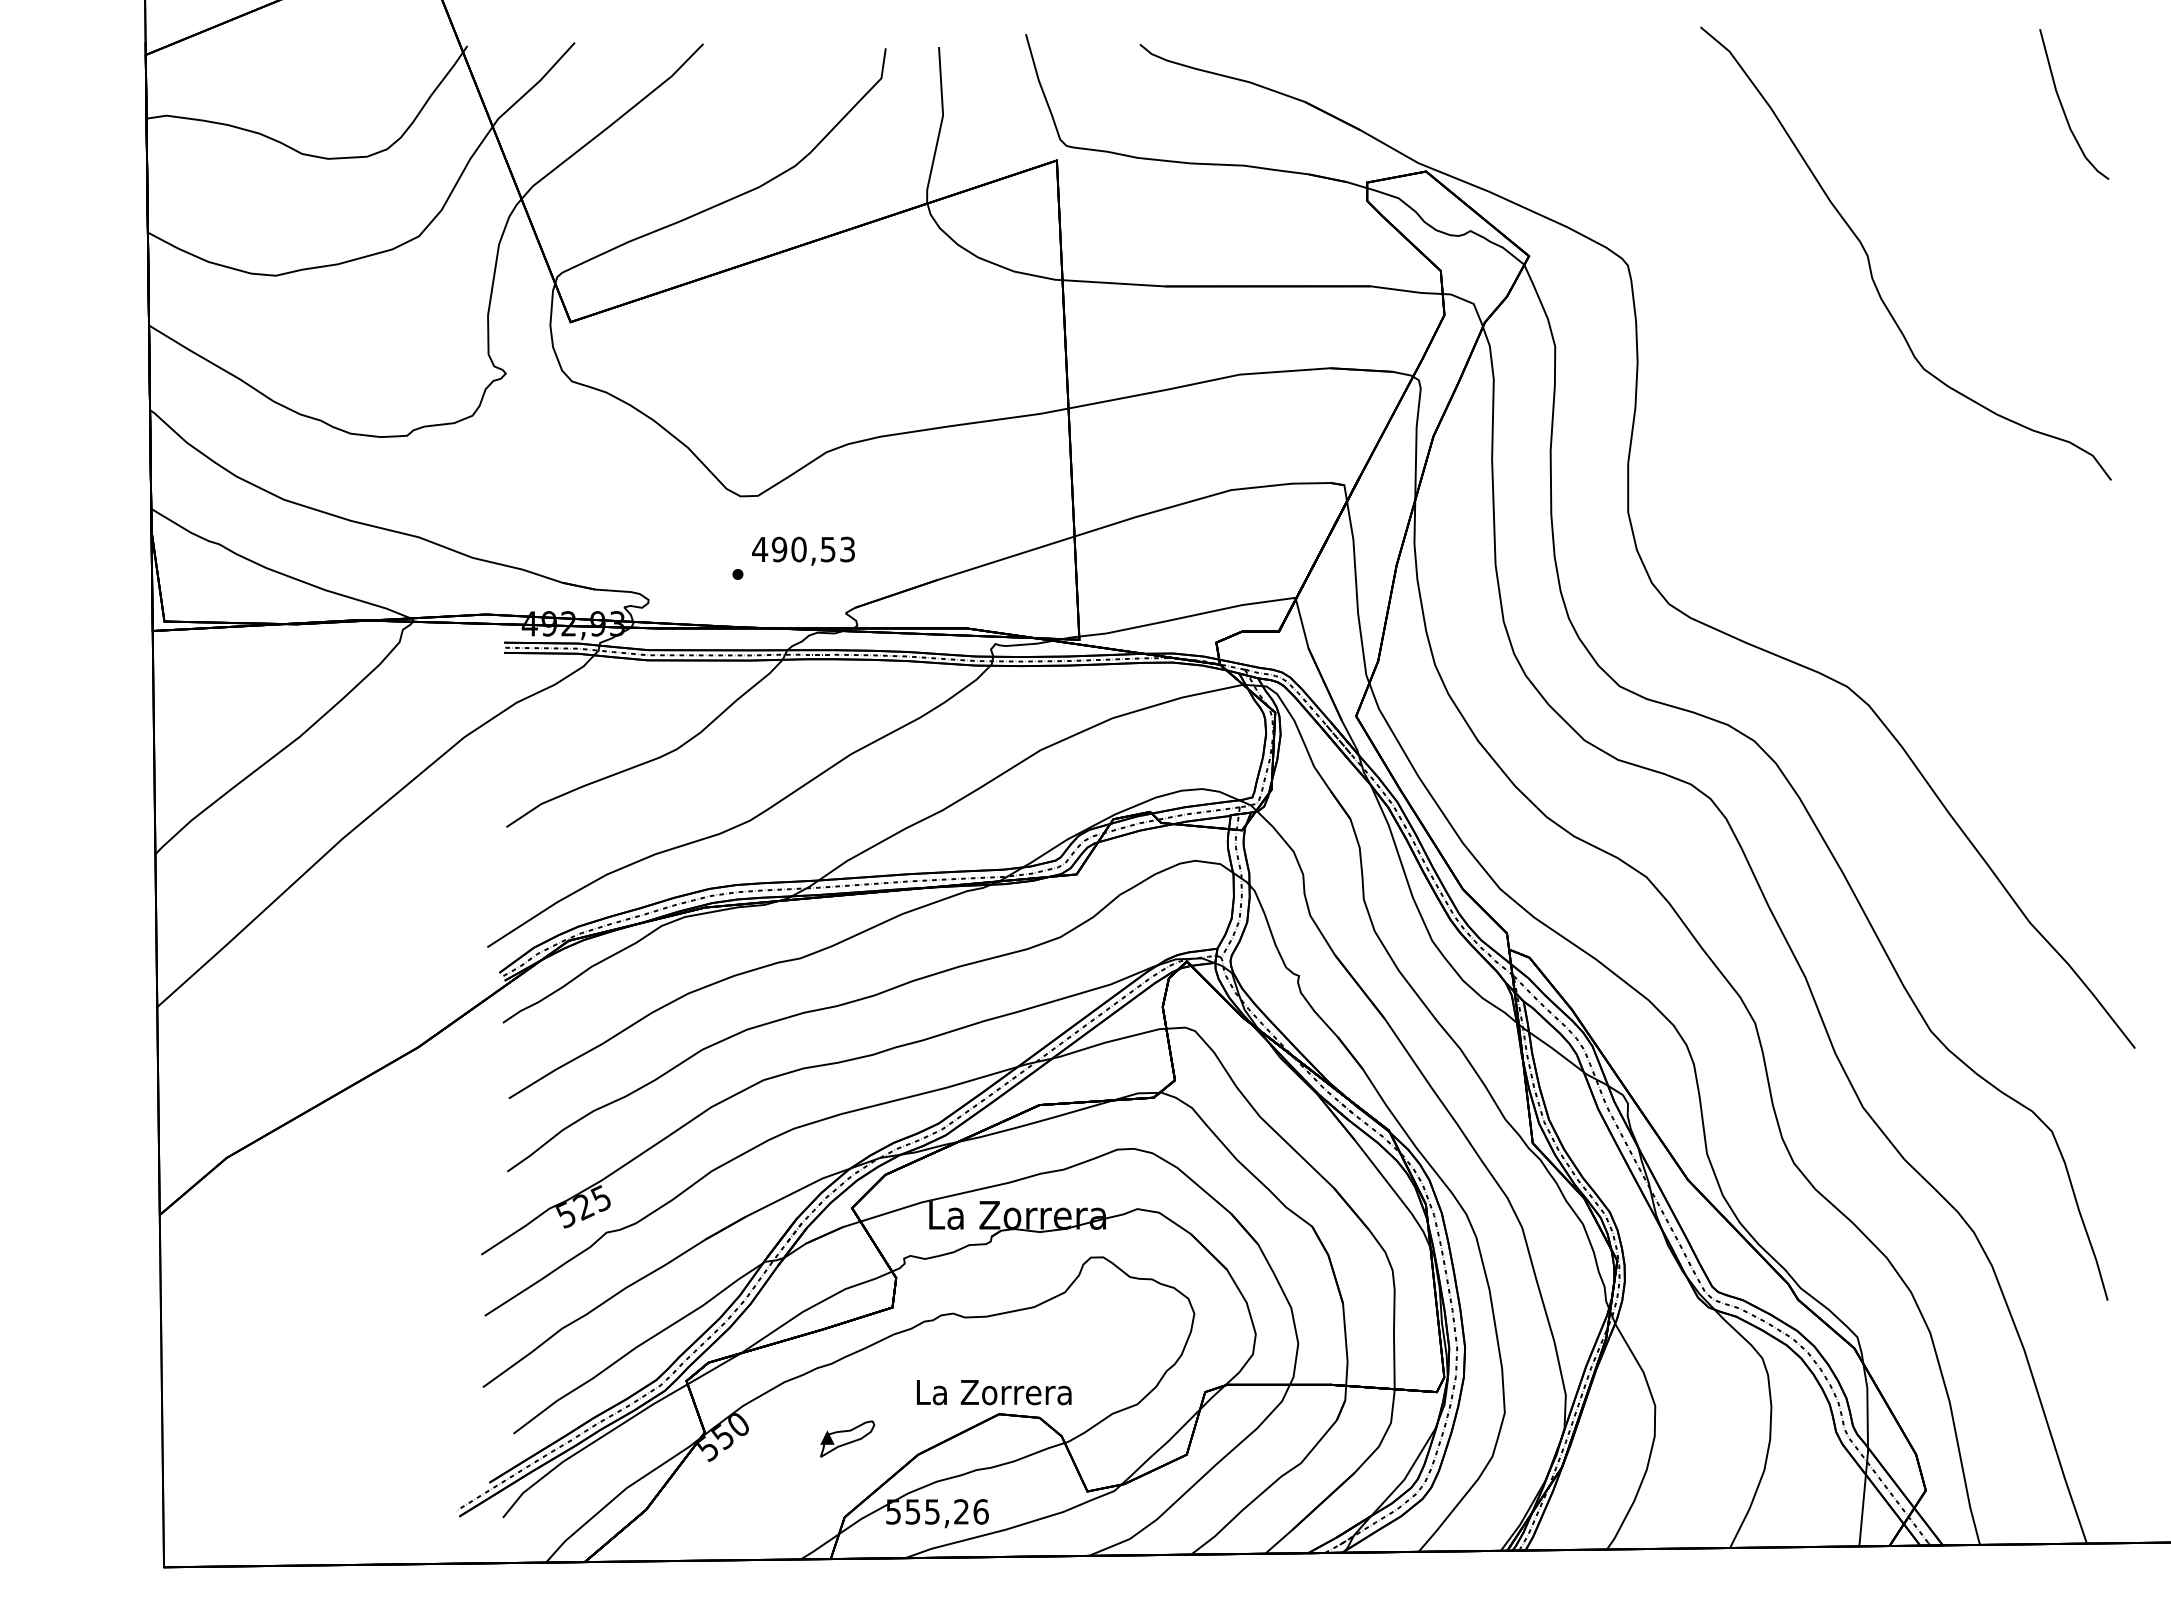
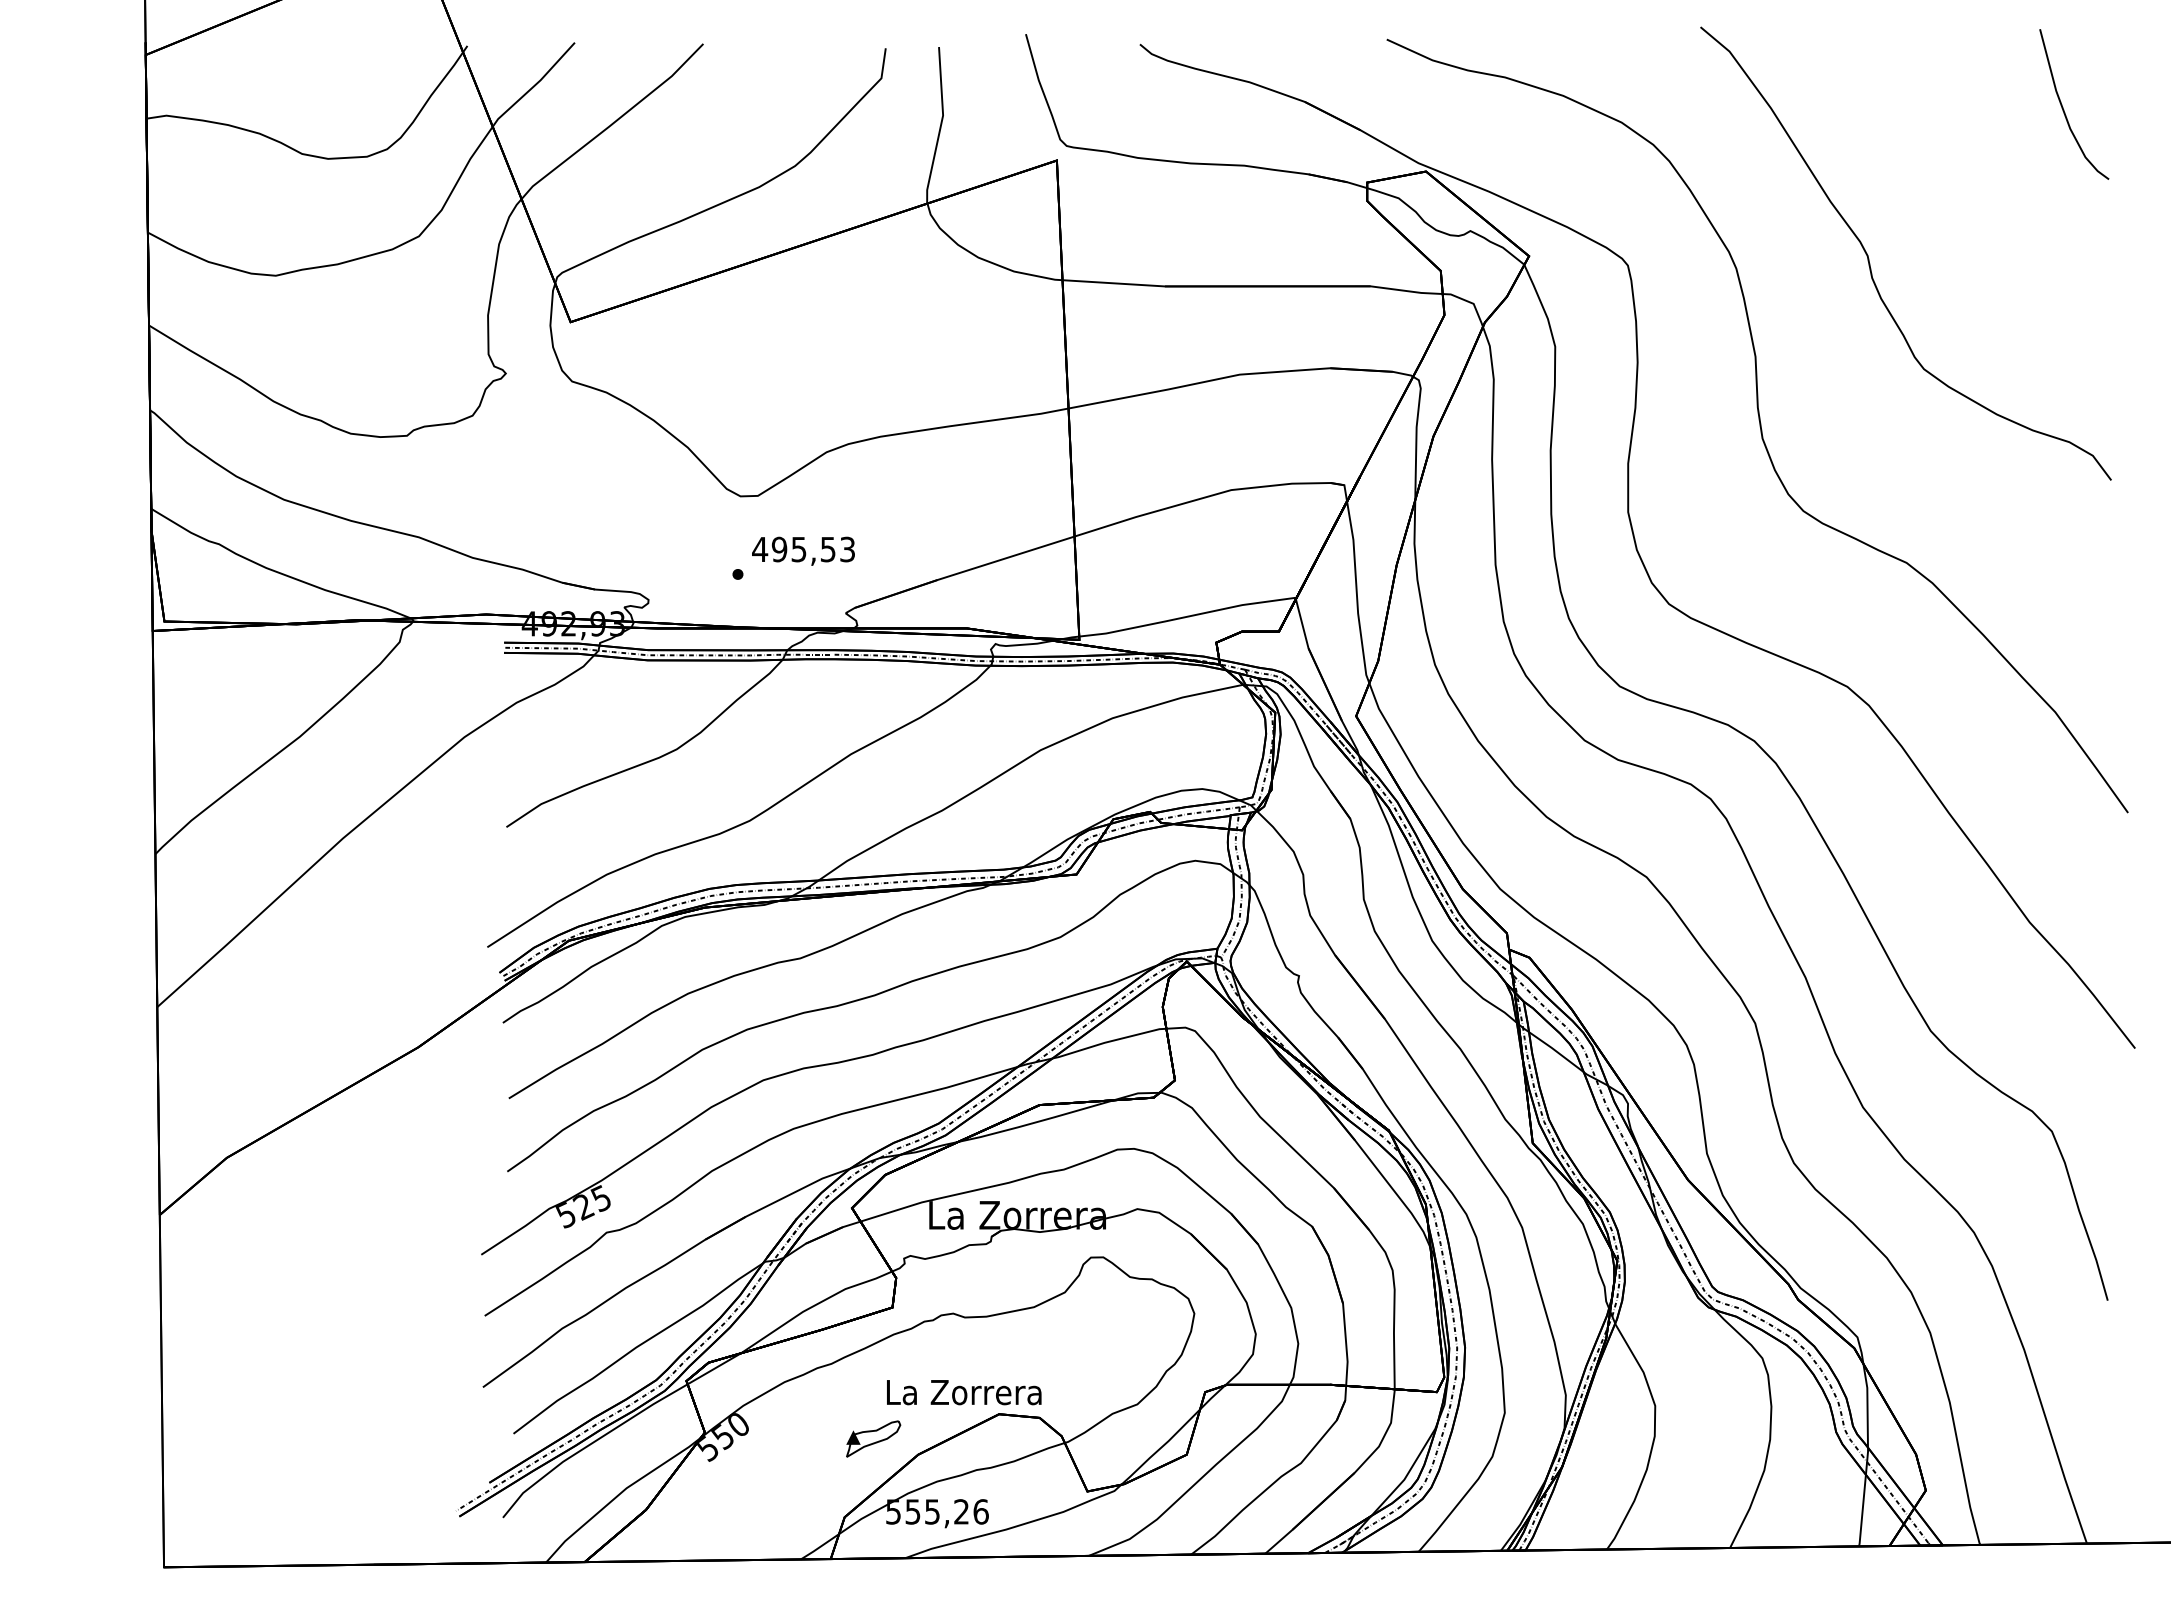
curve: none -> present (1759, 425)
text: 490,53 -> 495,53 (798, 549)
text position: (994, 1392) -> (964, 1392) (964, 1392)
part position: (847, 1438) -> (873, 1438) (873, 1438)
